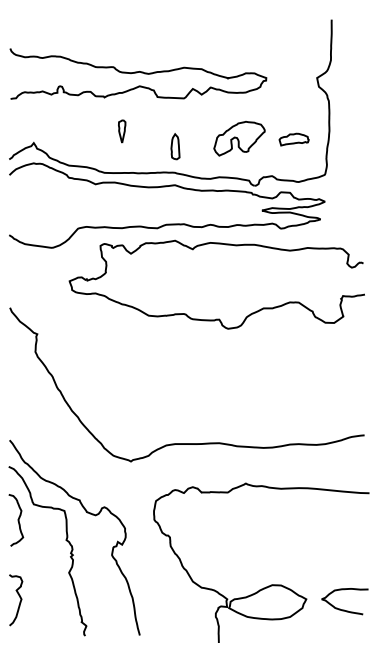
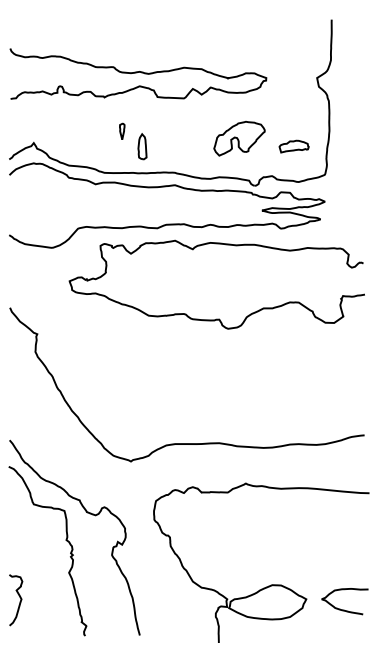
part size: 9x25 px -> 7x18 px (122, 130)
part position: (293, 139) -> (293, 146) (293, 146)
part position: (175, 146) -> (142, 146) (142, 146)
curve: present -> none (17, 520)
